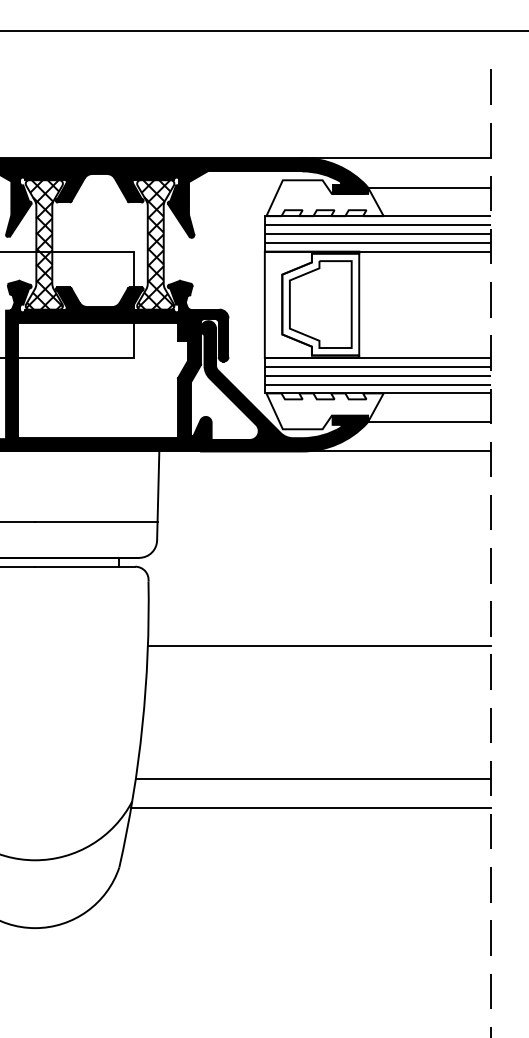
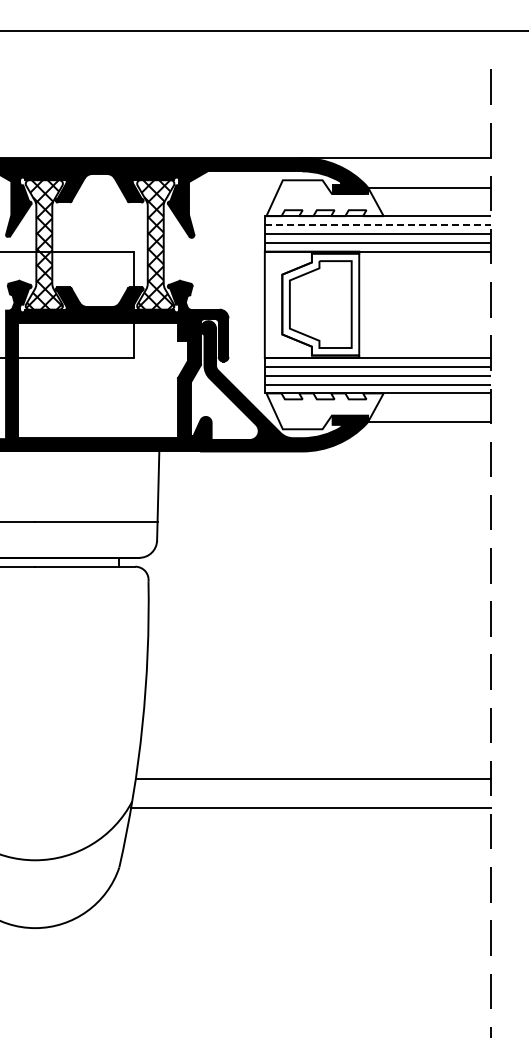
line: solid -> dashed (378, 225)
line: present -> none (396, 451)
line: present -> none (318, 646)
